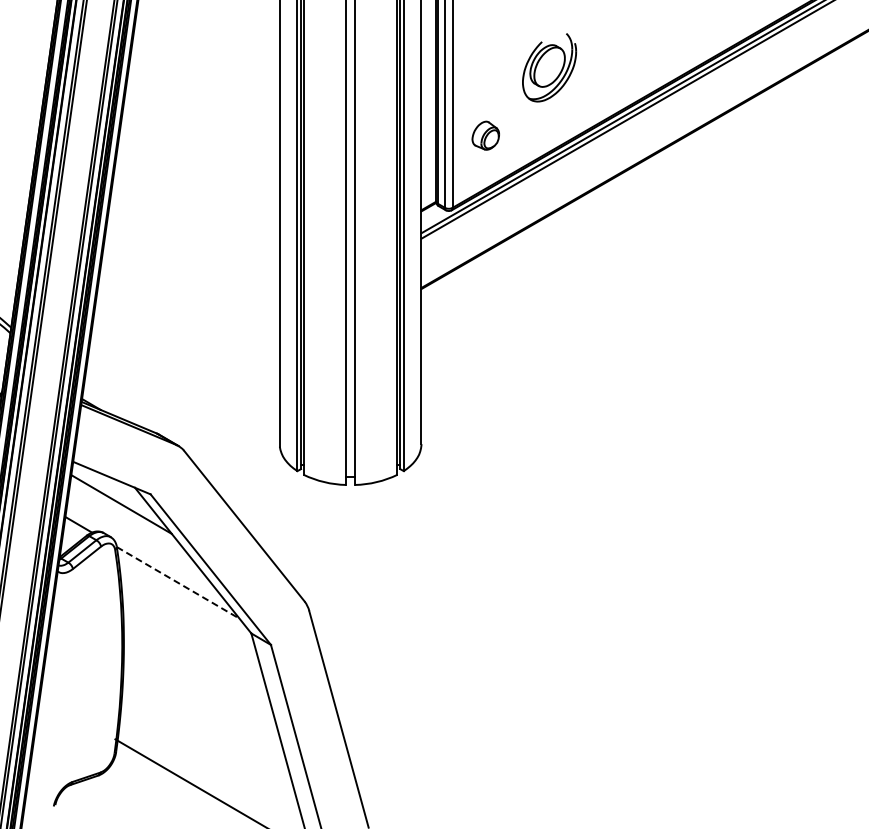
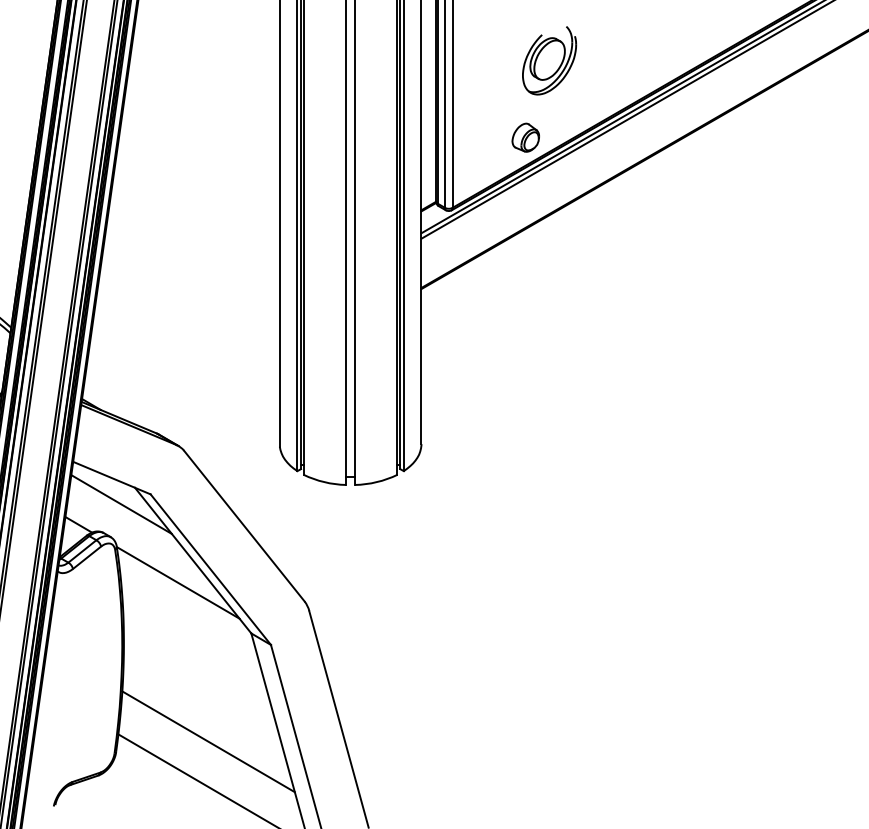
part position: (549, 67) -> (549, 60) (549, 60)
part position: (485, 135) -> (525, 137) (525, 137)
line: dashed -> solid (178, 583)
line: none -> present (208, 741)
line position: (189, 782) -> (196, 779) (196, 779)
